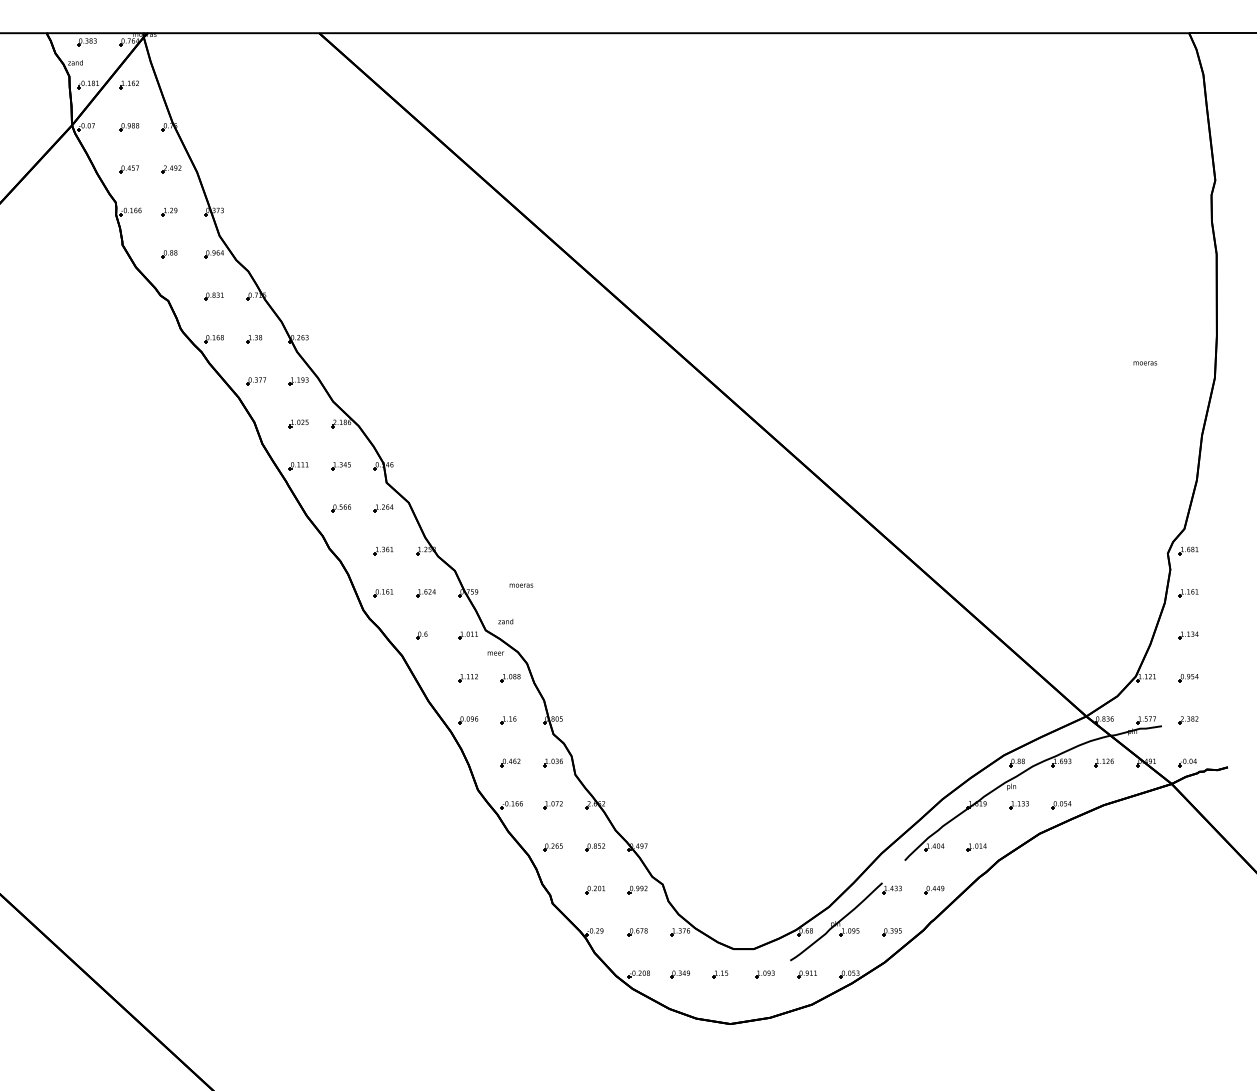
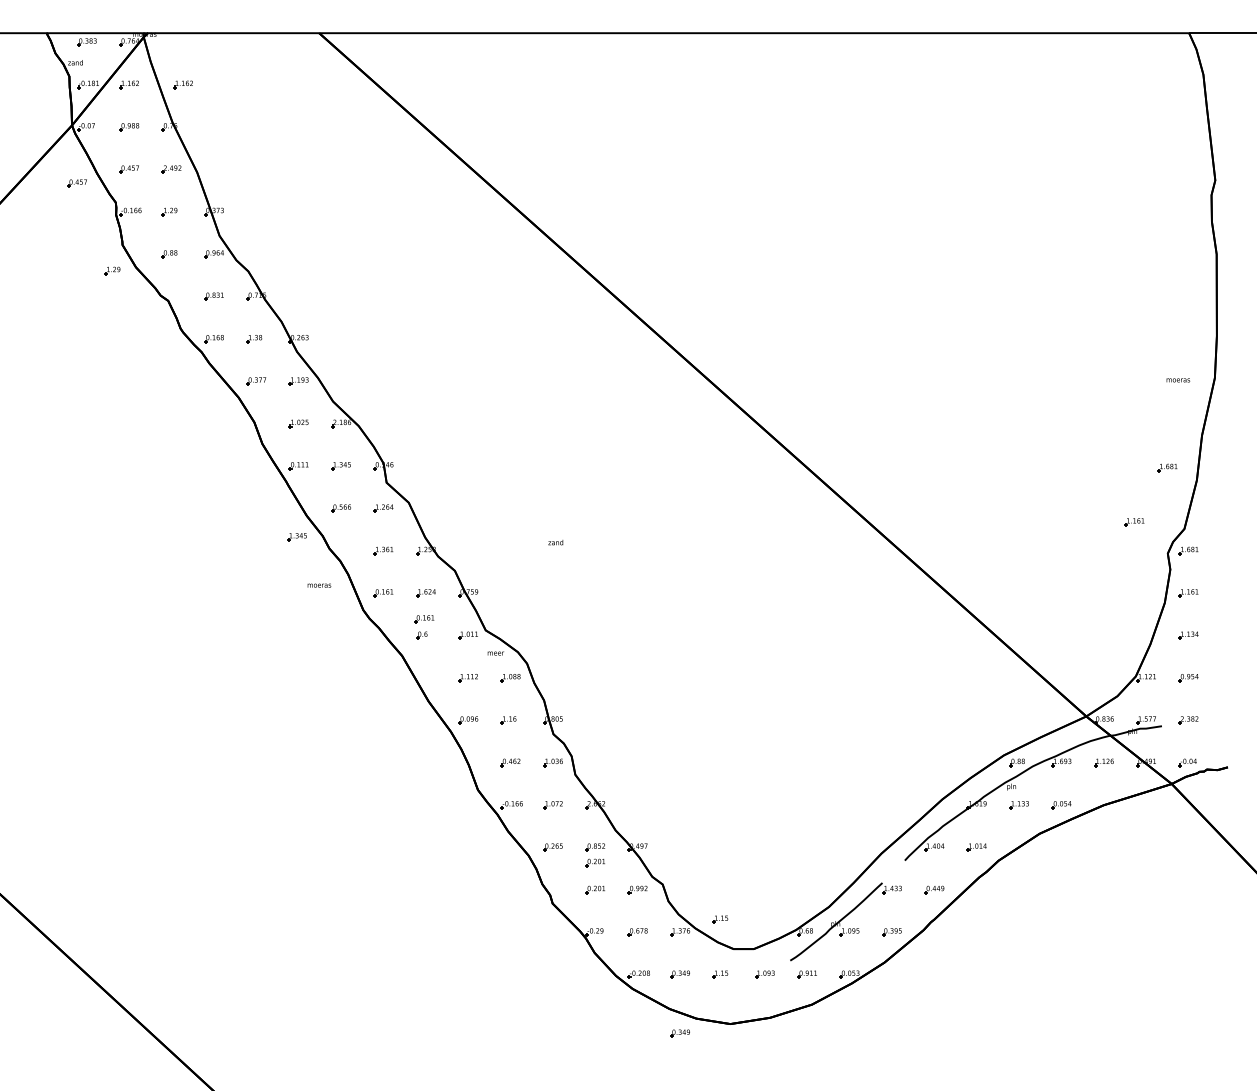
part: none -> present (182, 84)
part: none -> present (76, 183)
part: none -> present (112, 270)
text position: (1145, 363) -> (1178, 380) (1178, 380)
part: none -> present (1167, 467)
part: none -> present (1134, 522)
part: none -> present (296, 537)
text position: (521, 585) -> (319, 585) (319, 585)
part: none -> present (424, 619)
text position: (505, 621) -> (555, 542) (555, 542)
part: none -> present (594, 862)
part: none -> present (720, 919)
part: none -> present (679, 1033)
